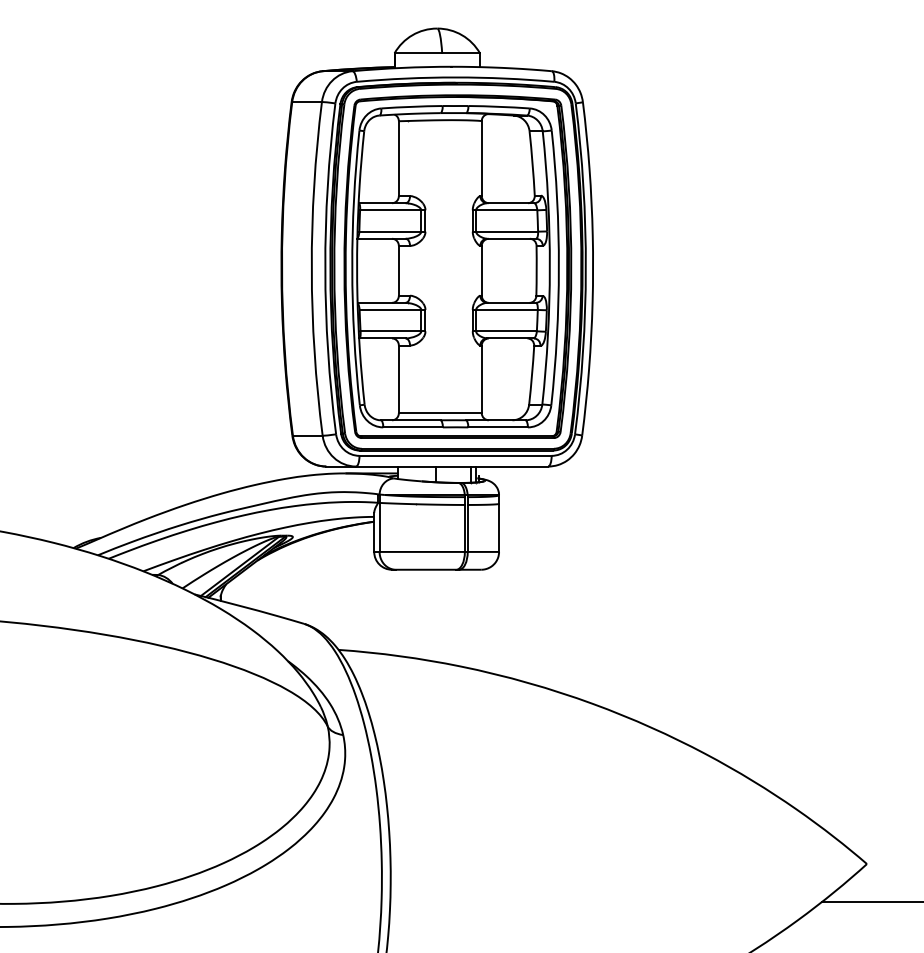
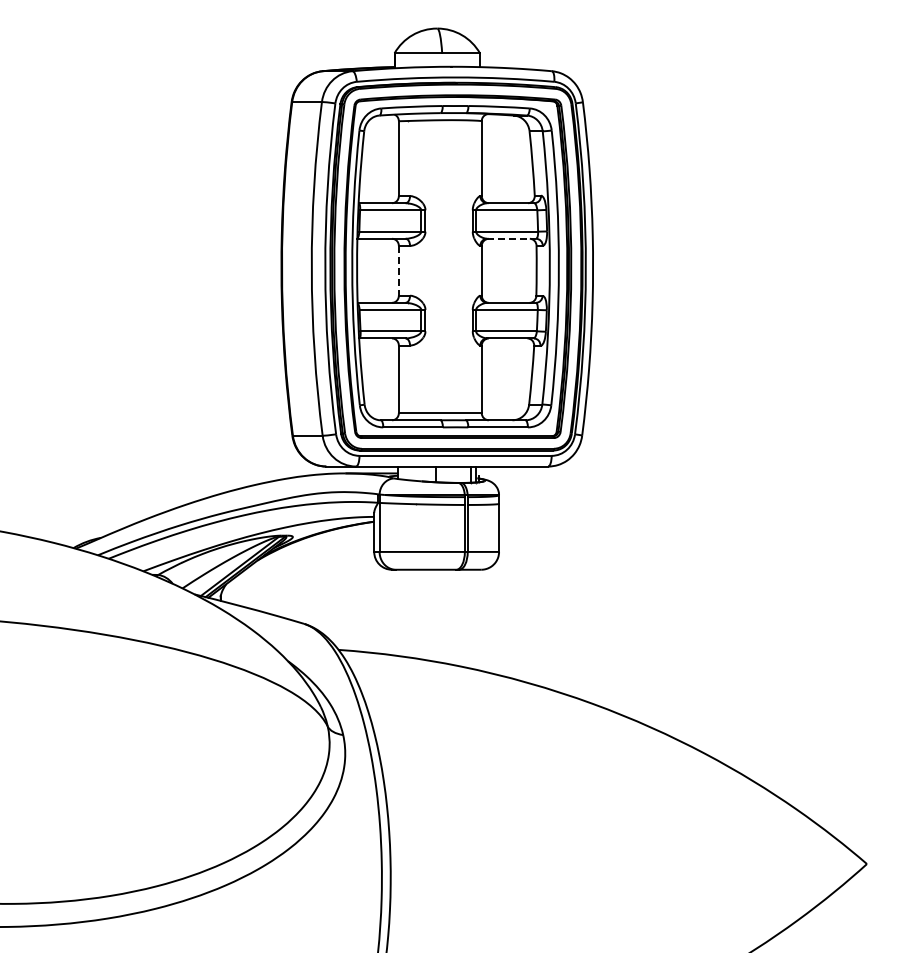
line: solid -> dashed (512, 238)
line: solid -> dashed (398, 270)
line: present -> none (870, 902)
